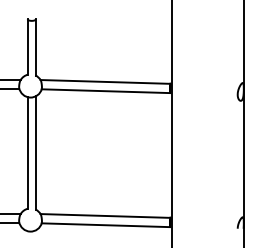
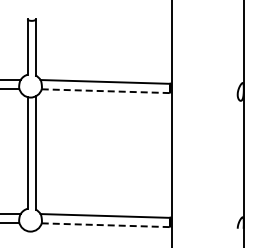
line: solid -> dashed (106, 91)
line: solid -> dashed (106, 225)
